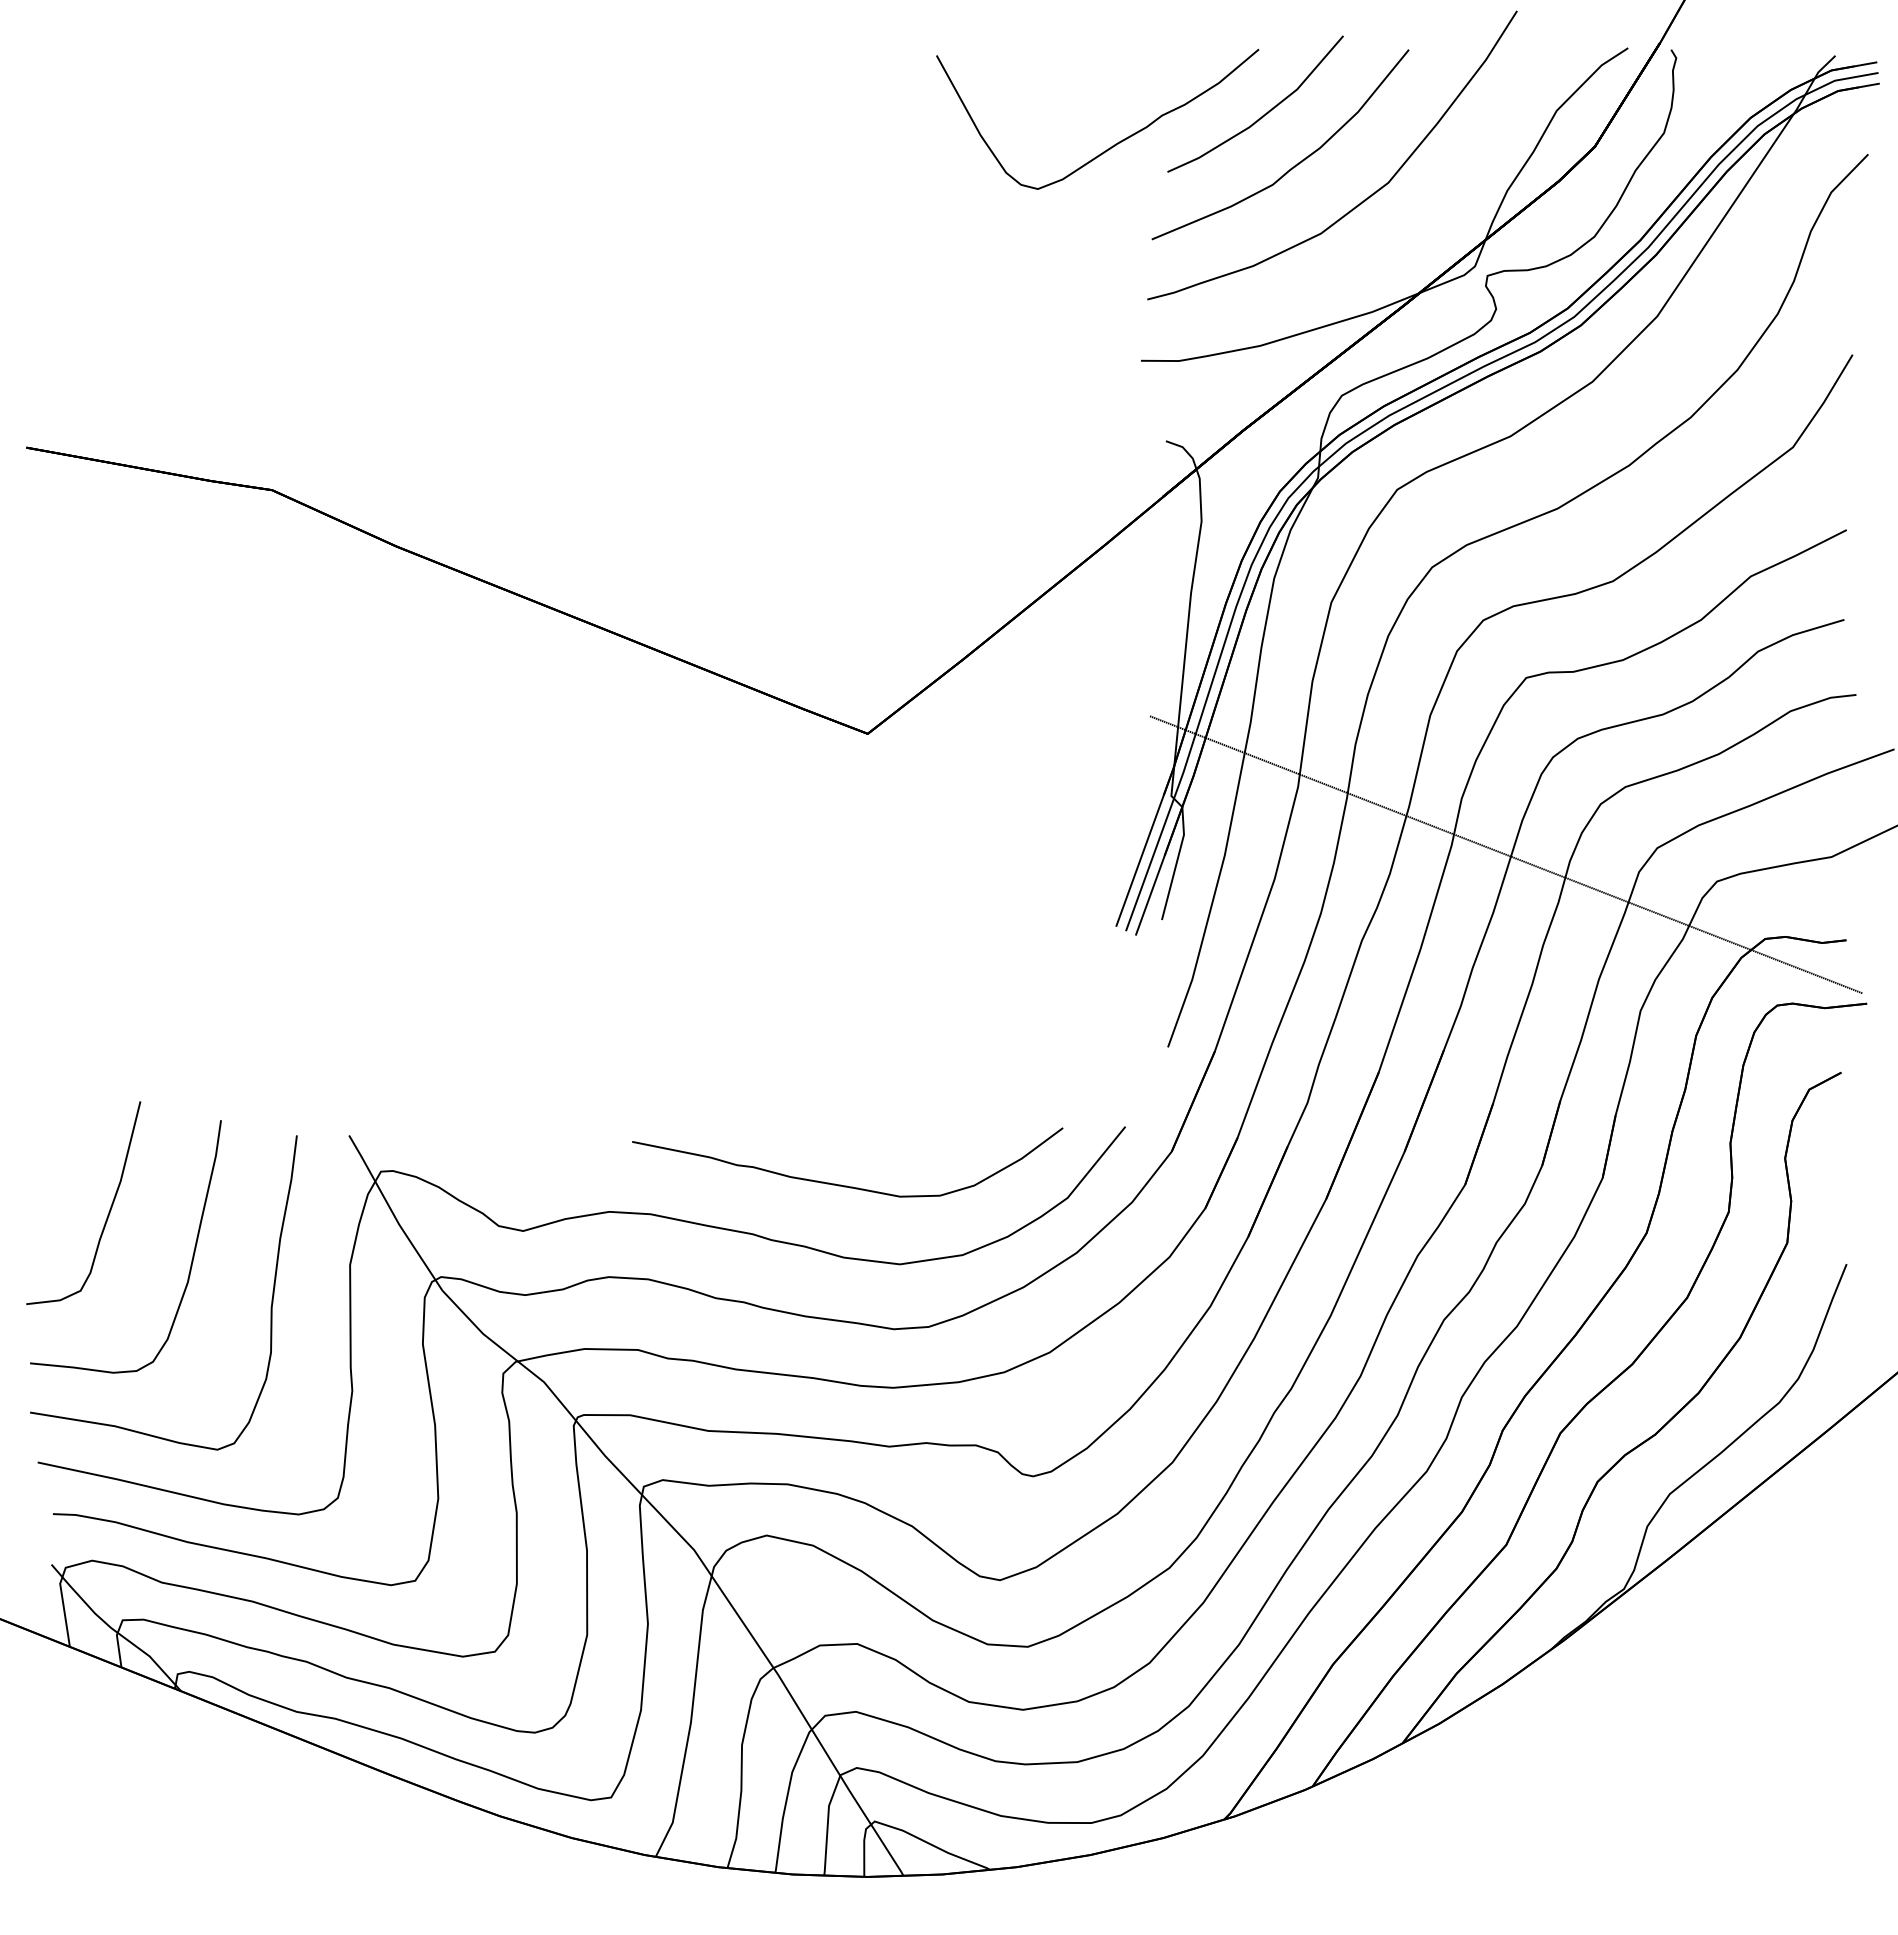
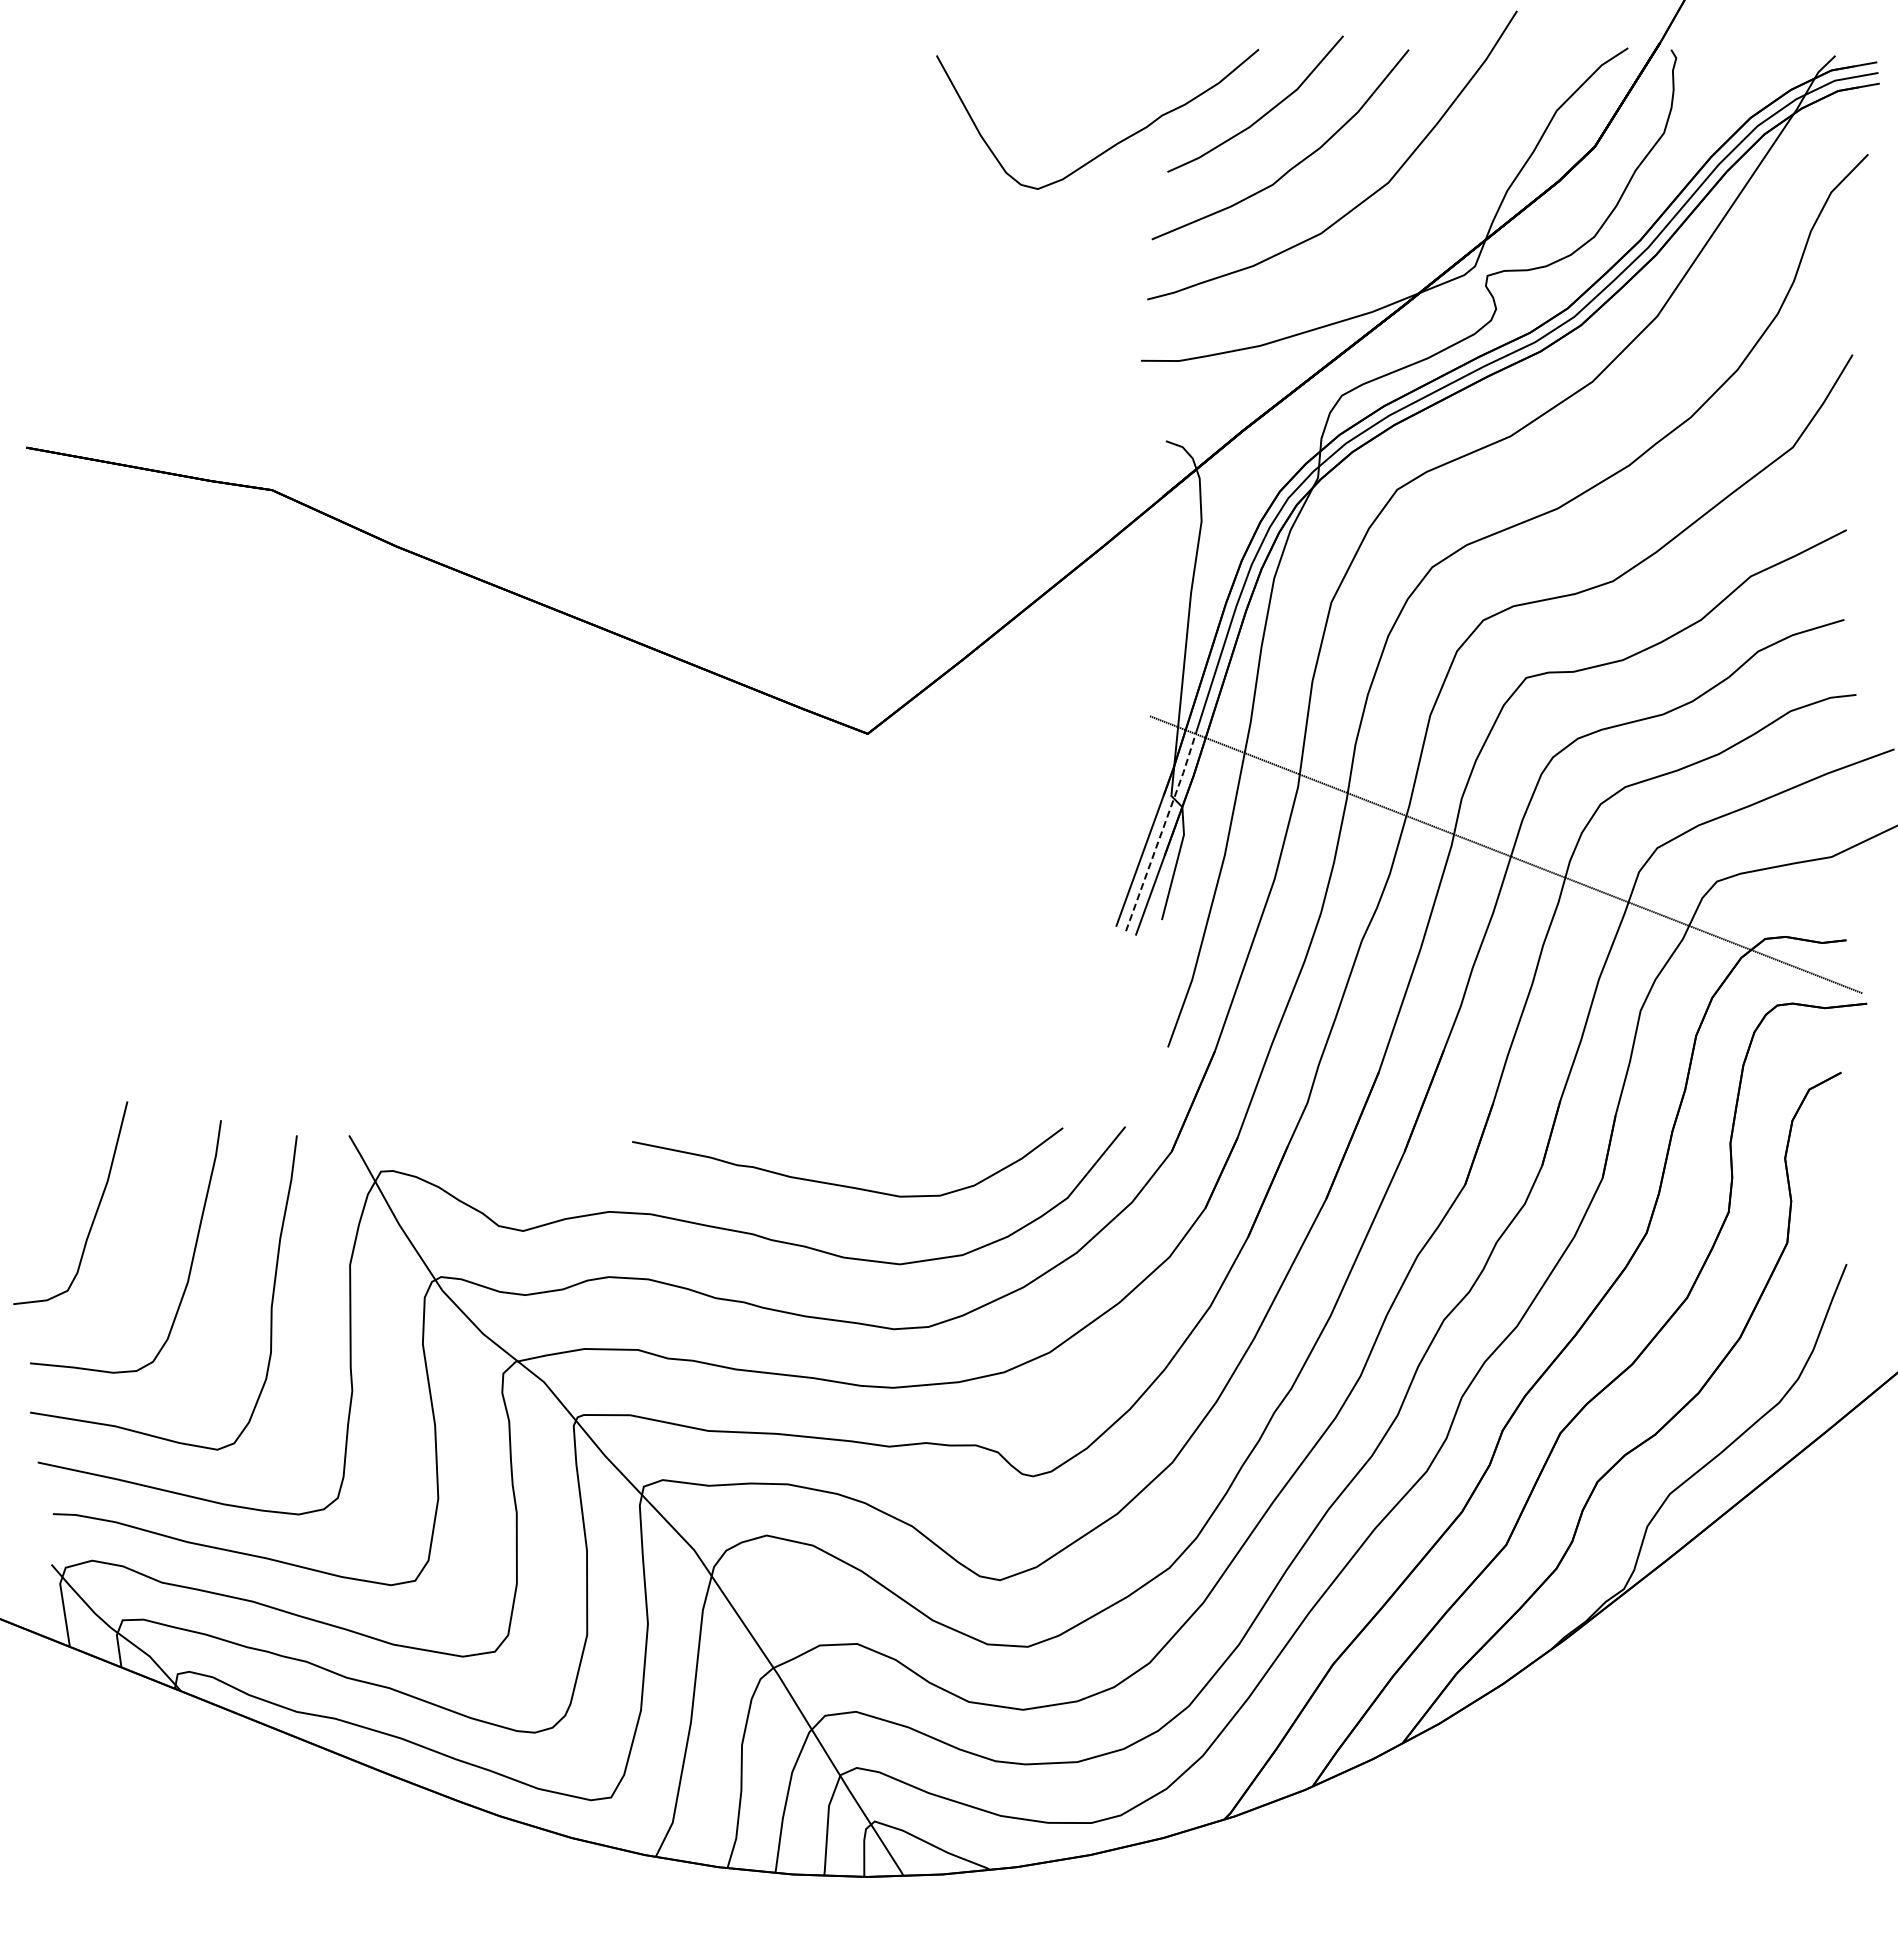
line: solid -> dashed (1162, 831)
part position: (107, 1214) -> (94, 1214) (94, 1214)
